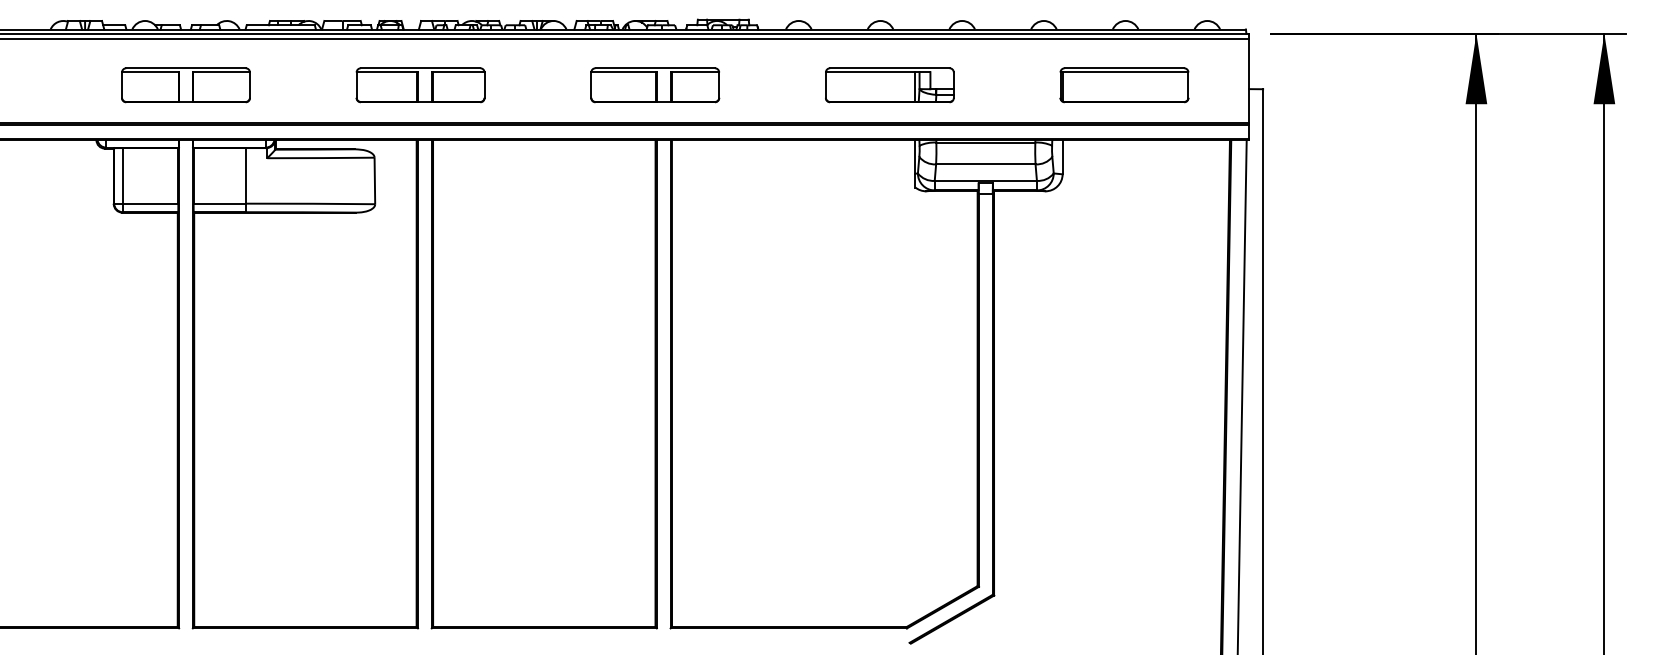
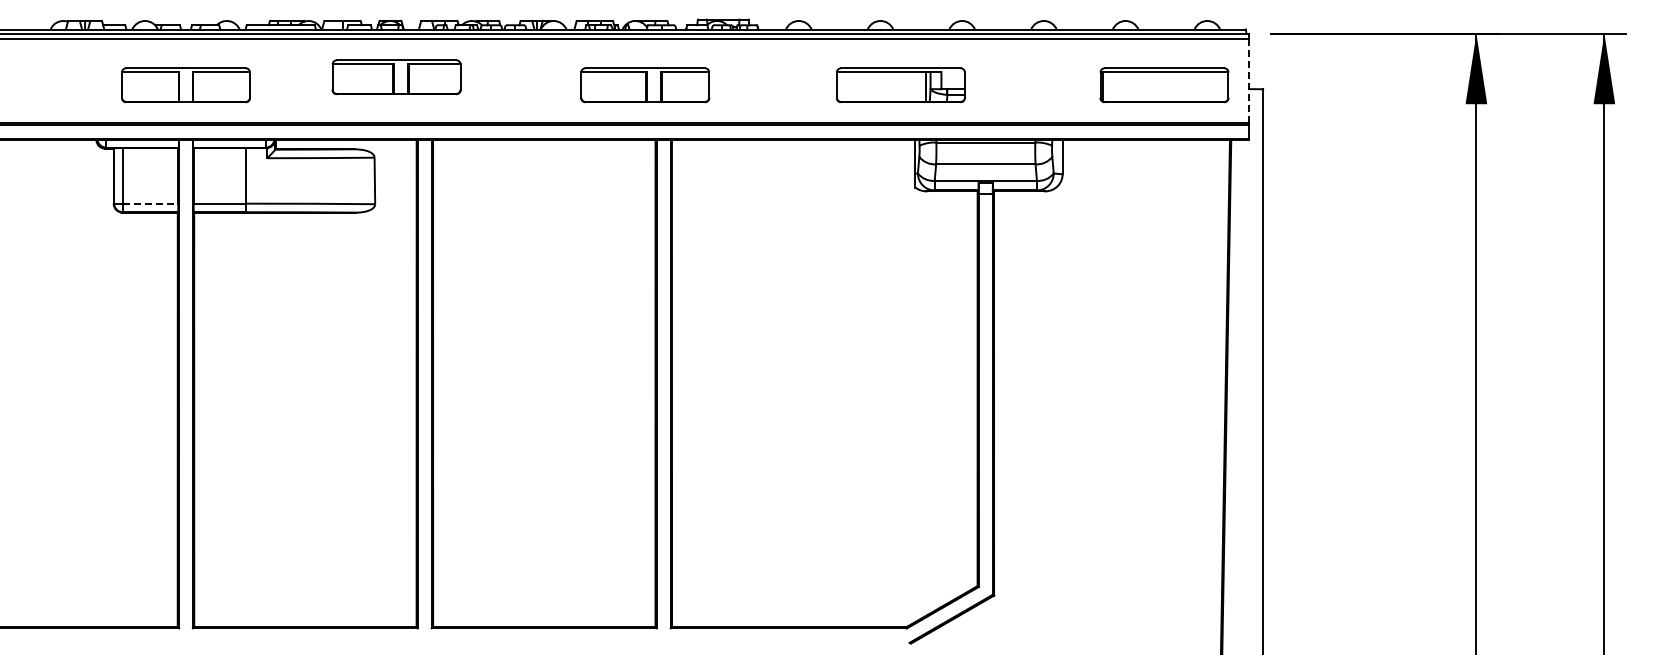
line: solid -> dashed (1249, 81)
part position: (420, 85) -> (396, 77) (396, 77)
part position: (655, 85) -> (645, 85) (645, 85)
part position: (889, 85) -> (900, 85) (900, 85)
part position: (1124, 85) -> (1164, 85) (1164, 85)
line: solid -> dashed (150, 203)
line: present -> none (1241, 395)
